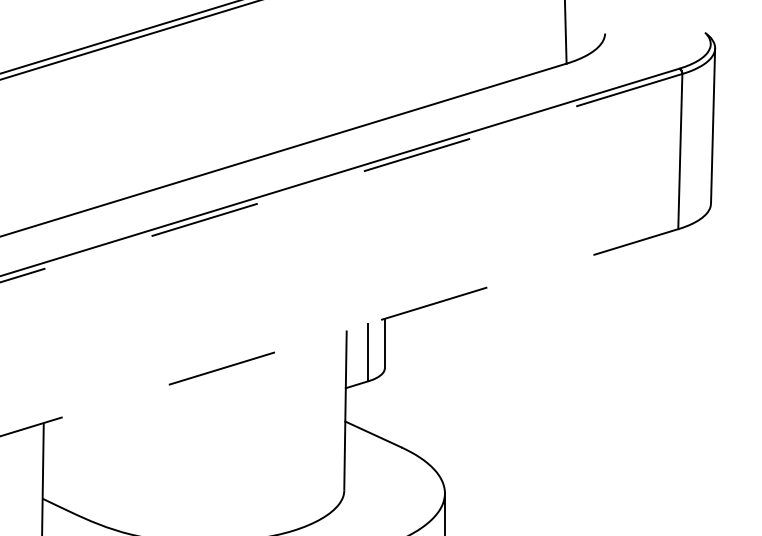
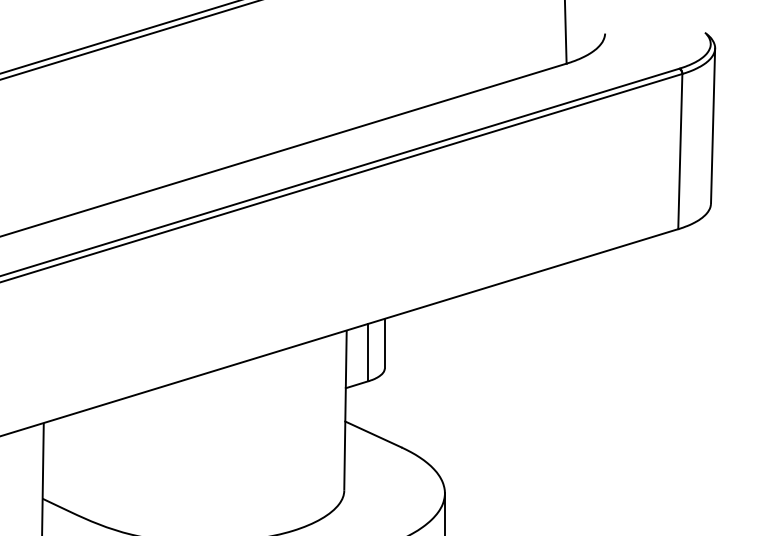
line: dashed -> solid (341, 178)
line: dashed -> solid (339, 332)
